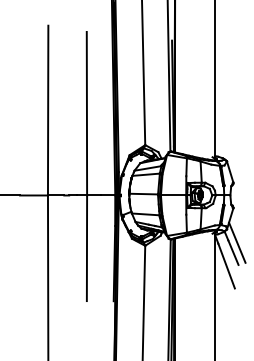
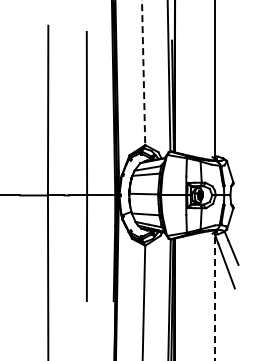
line: solid -> dashed (143, 72)
line: present -> none (237, 242)
line: solid -> dashed (214, 295)
